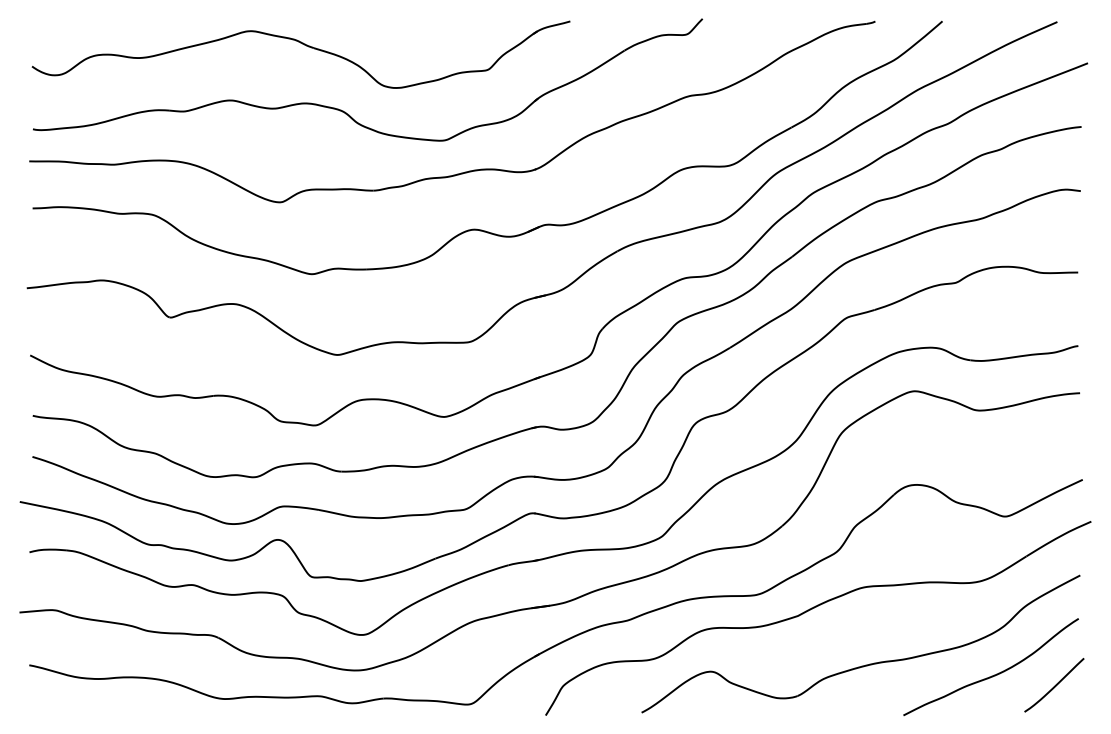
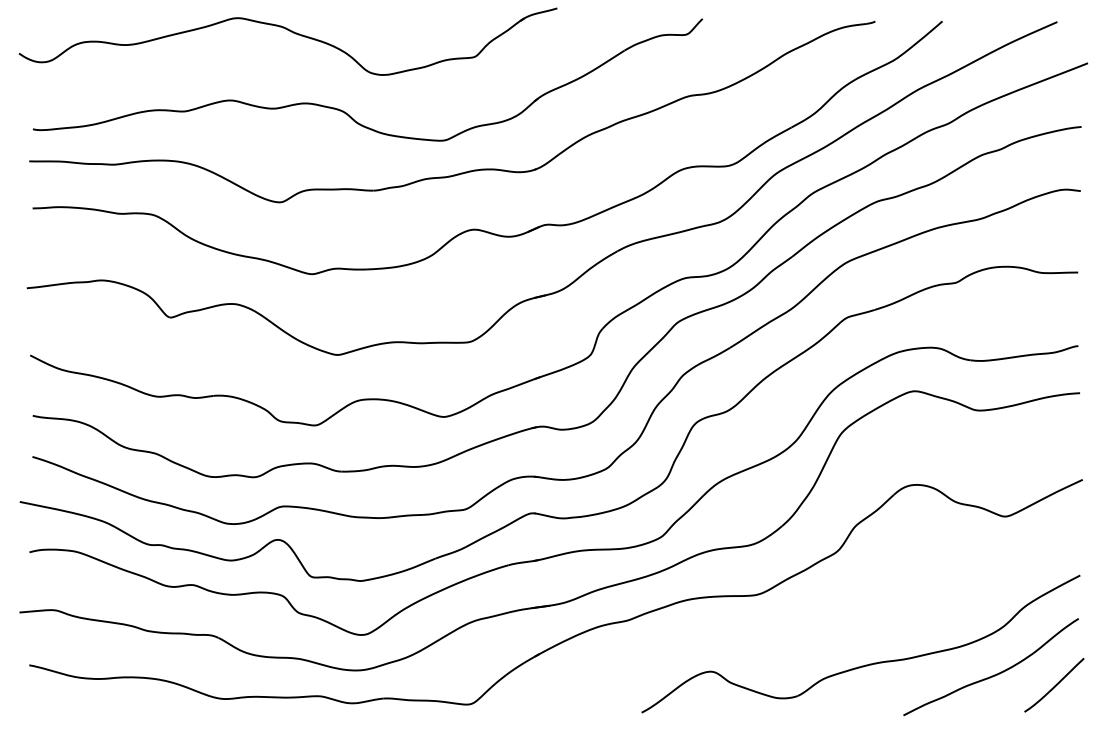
part position: (304, 45) -> (291, 32) (291, 32)
part: present -> none (814, 608)
